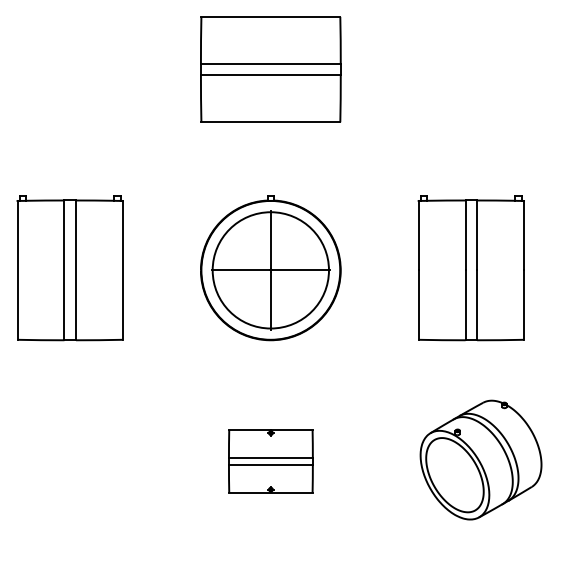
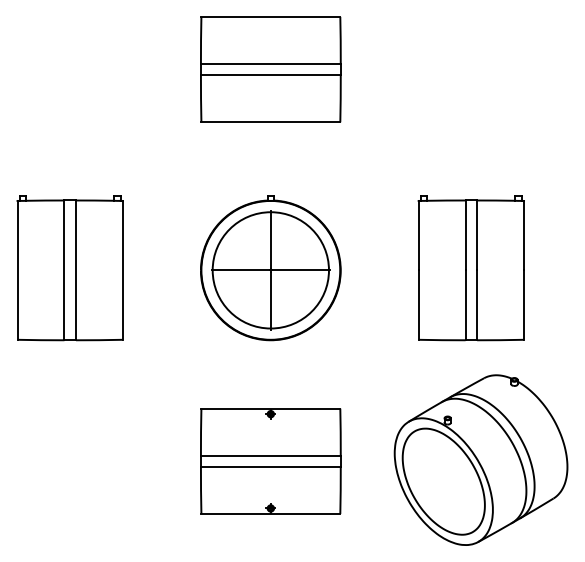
part size: 124x122 px -> 176x172 px (480, 459)
part size: 86x65 px -> 142x107 px (270, 461)
